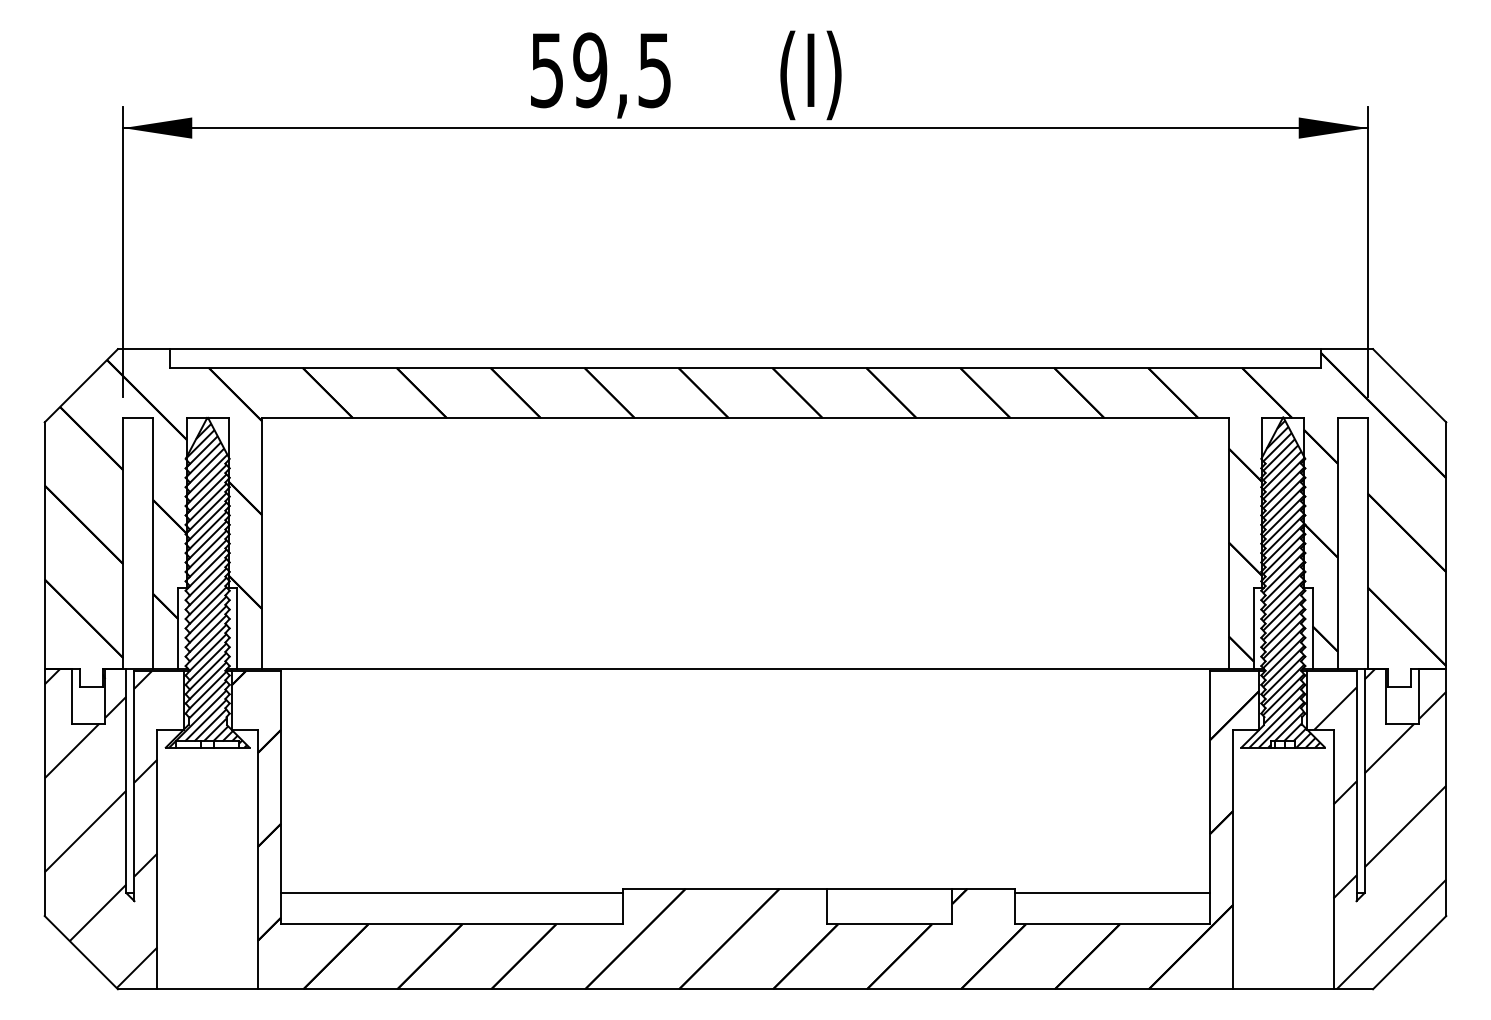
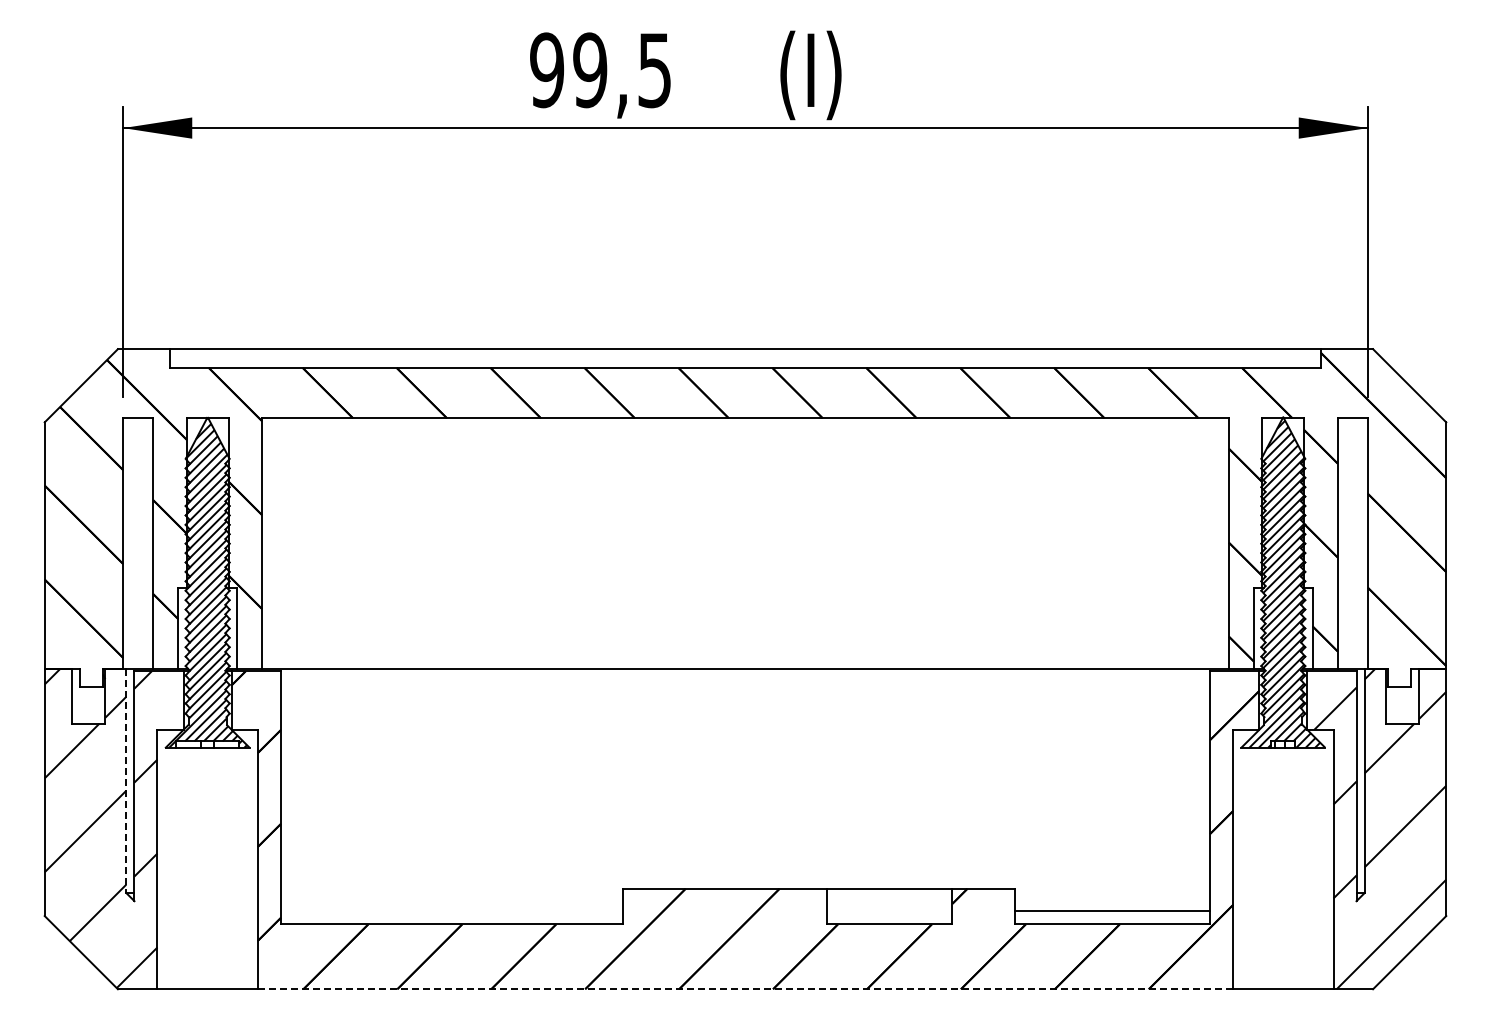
text: 59,5 -> 99,5 (547, 70)
line: solid -> dashed (126, 781)
line: present -> none (451, 893)
line position: (1112, 893) -> (1112, 911) (1112, 911)
line: solid -> dashed (745, 989)
